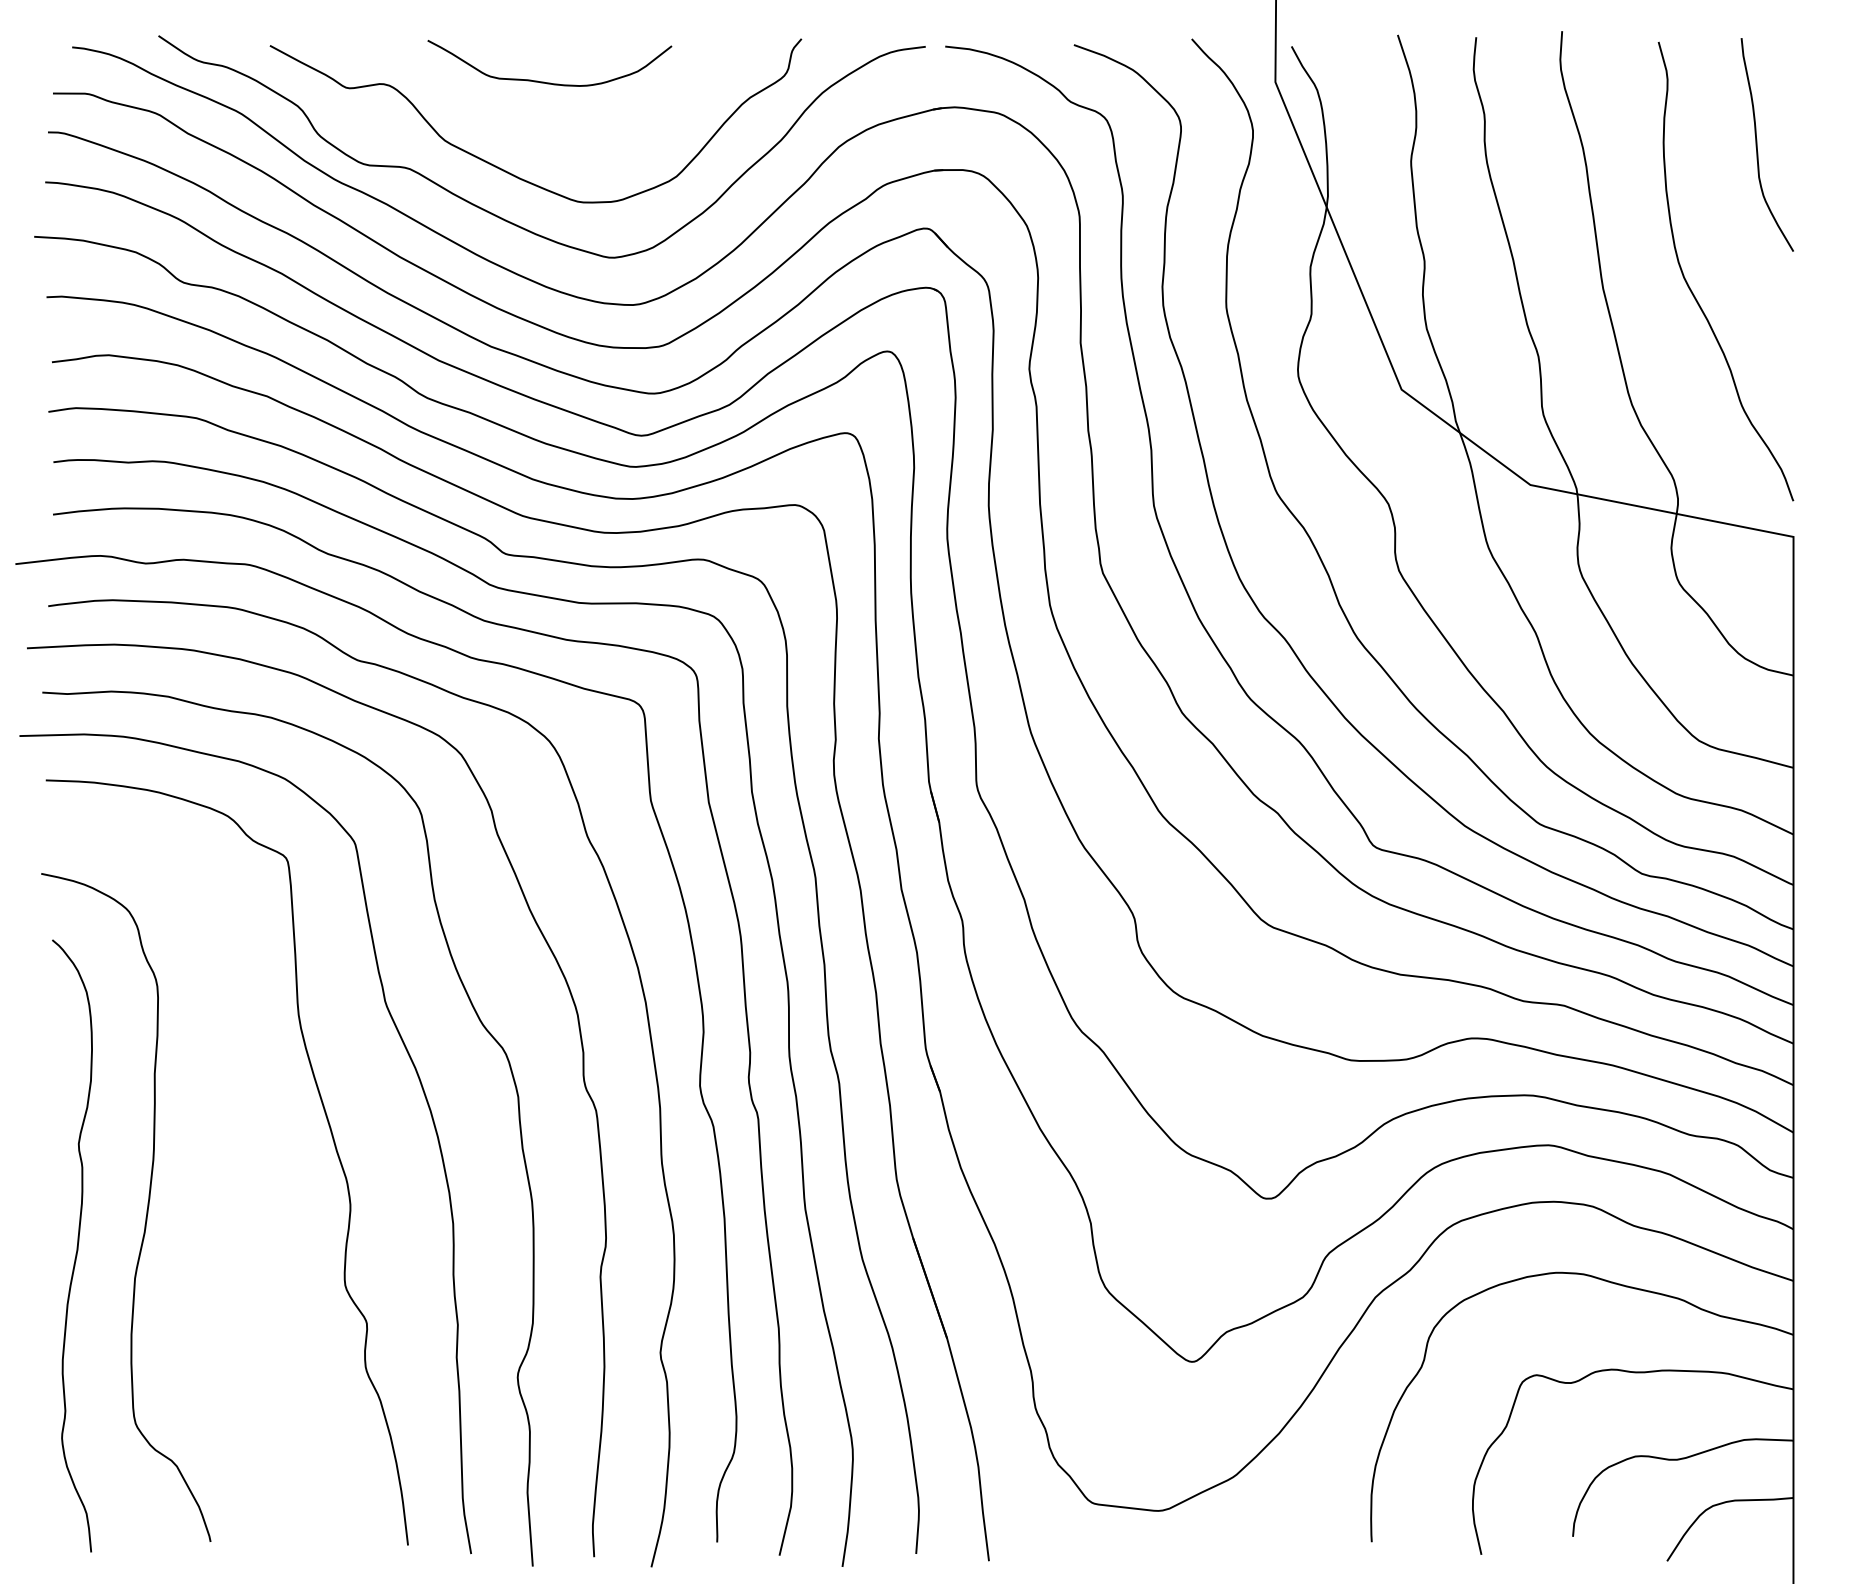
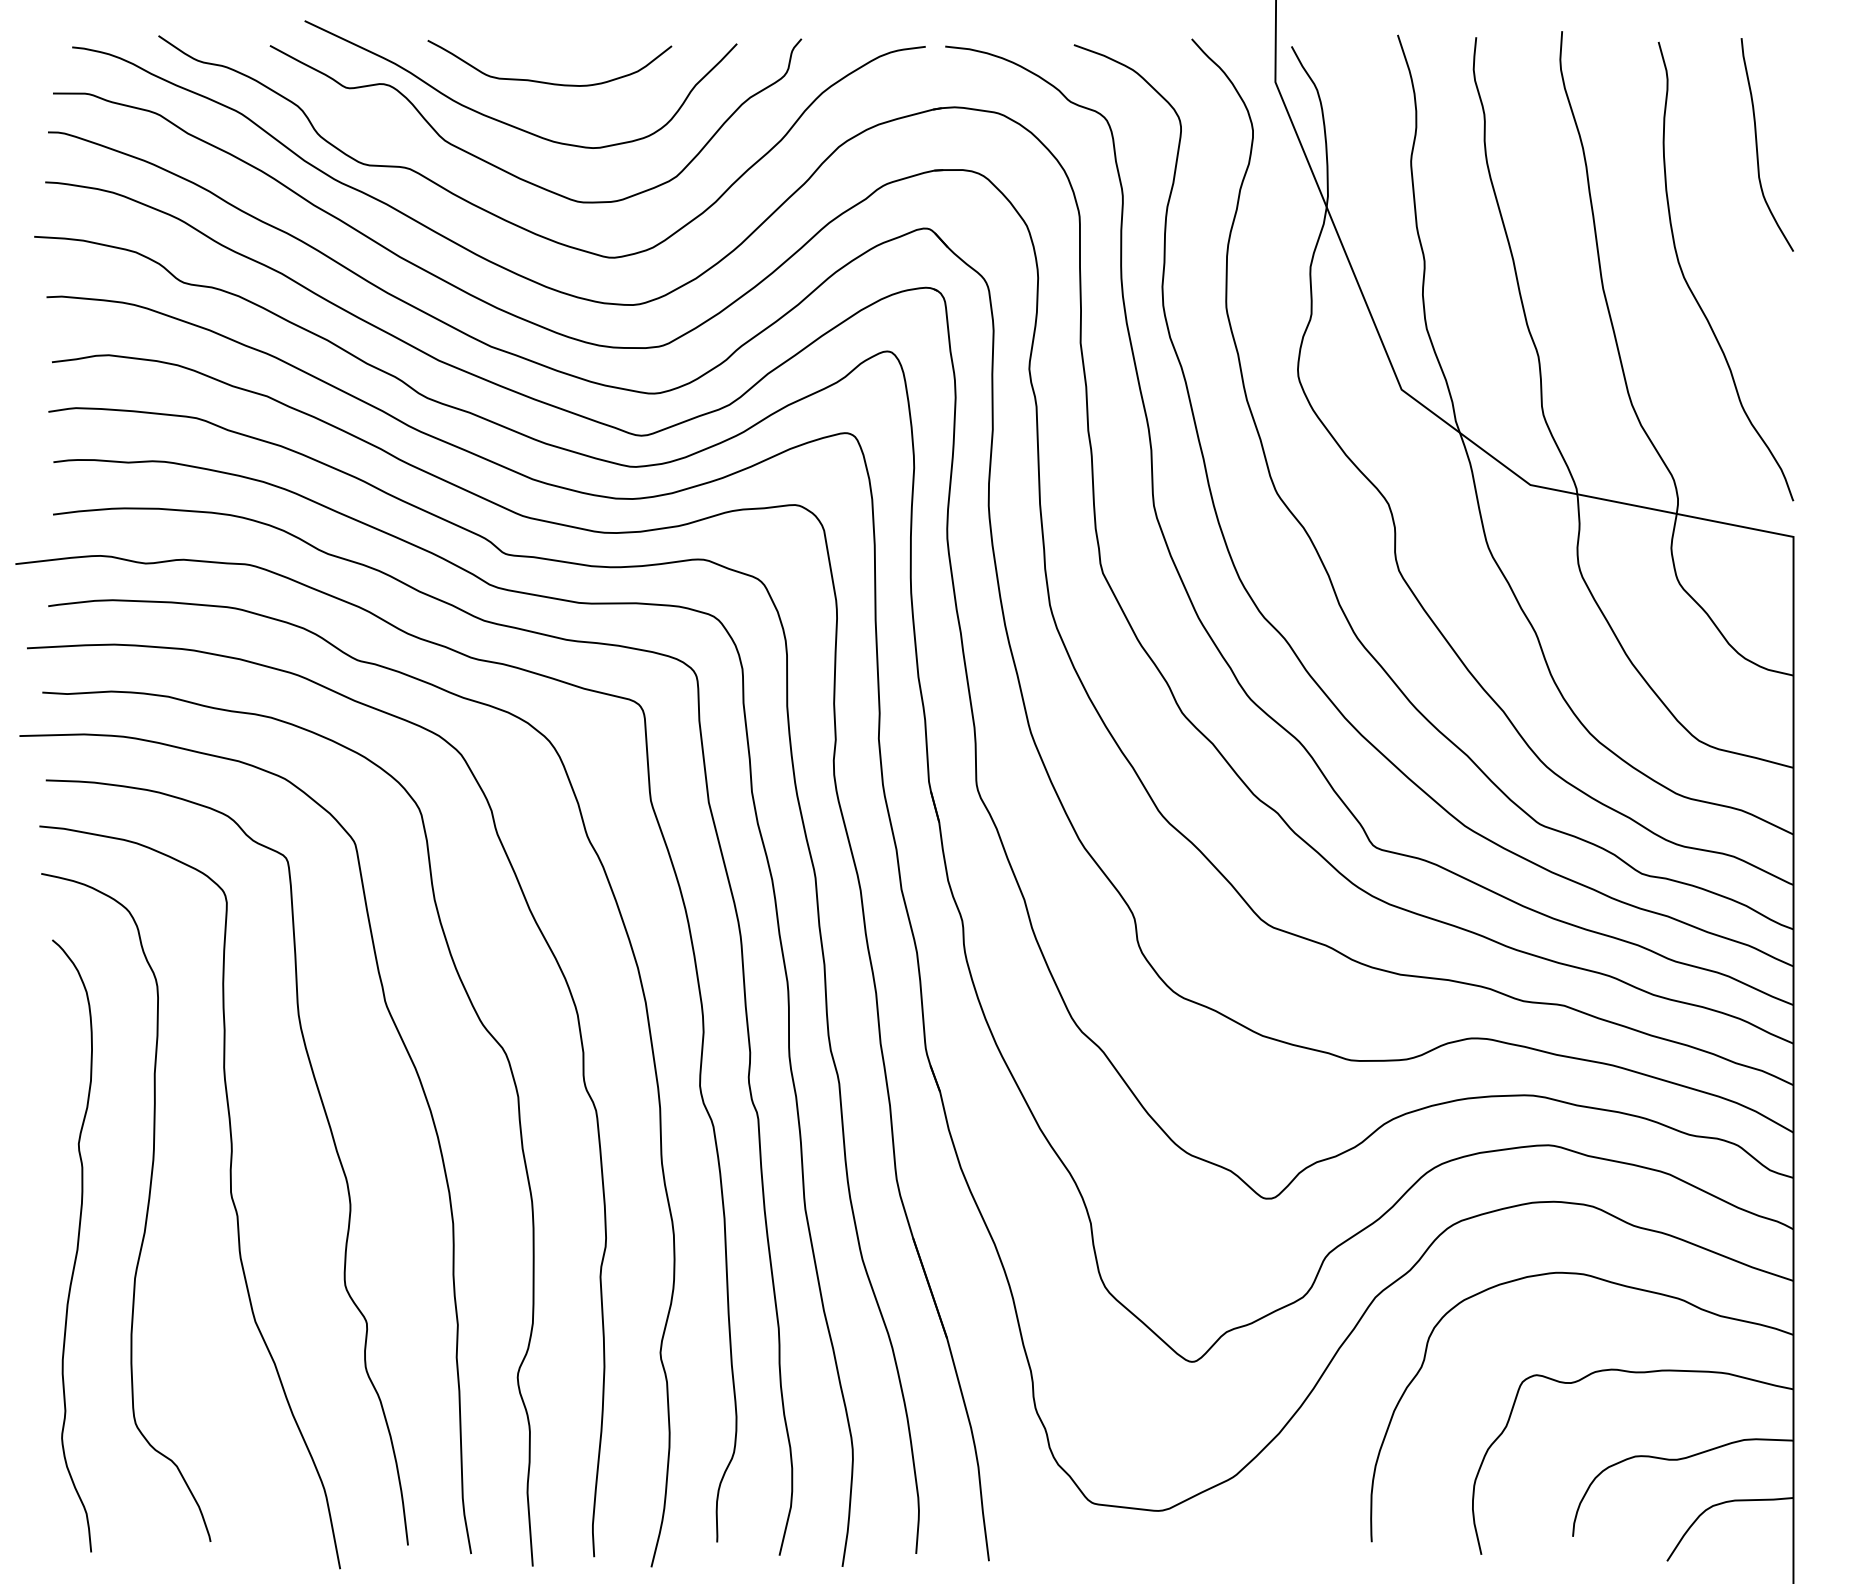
curve: none -> present (503, 121)
curve: none -> present (230, 1196)
